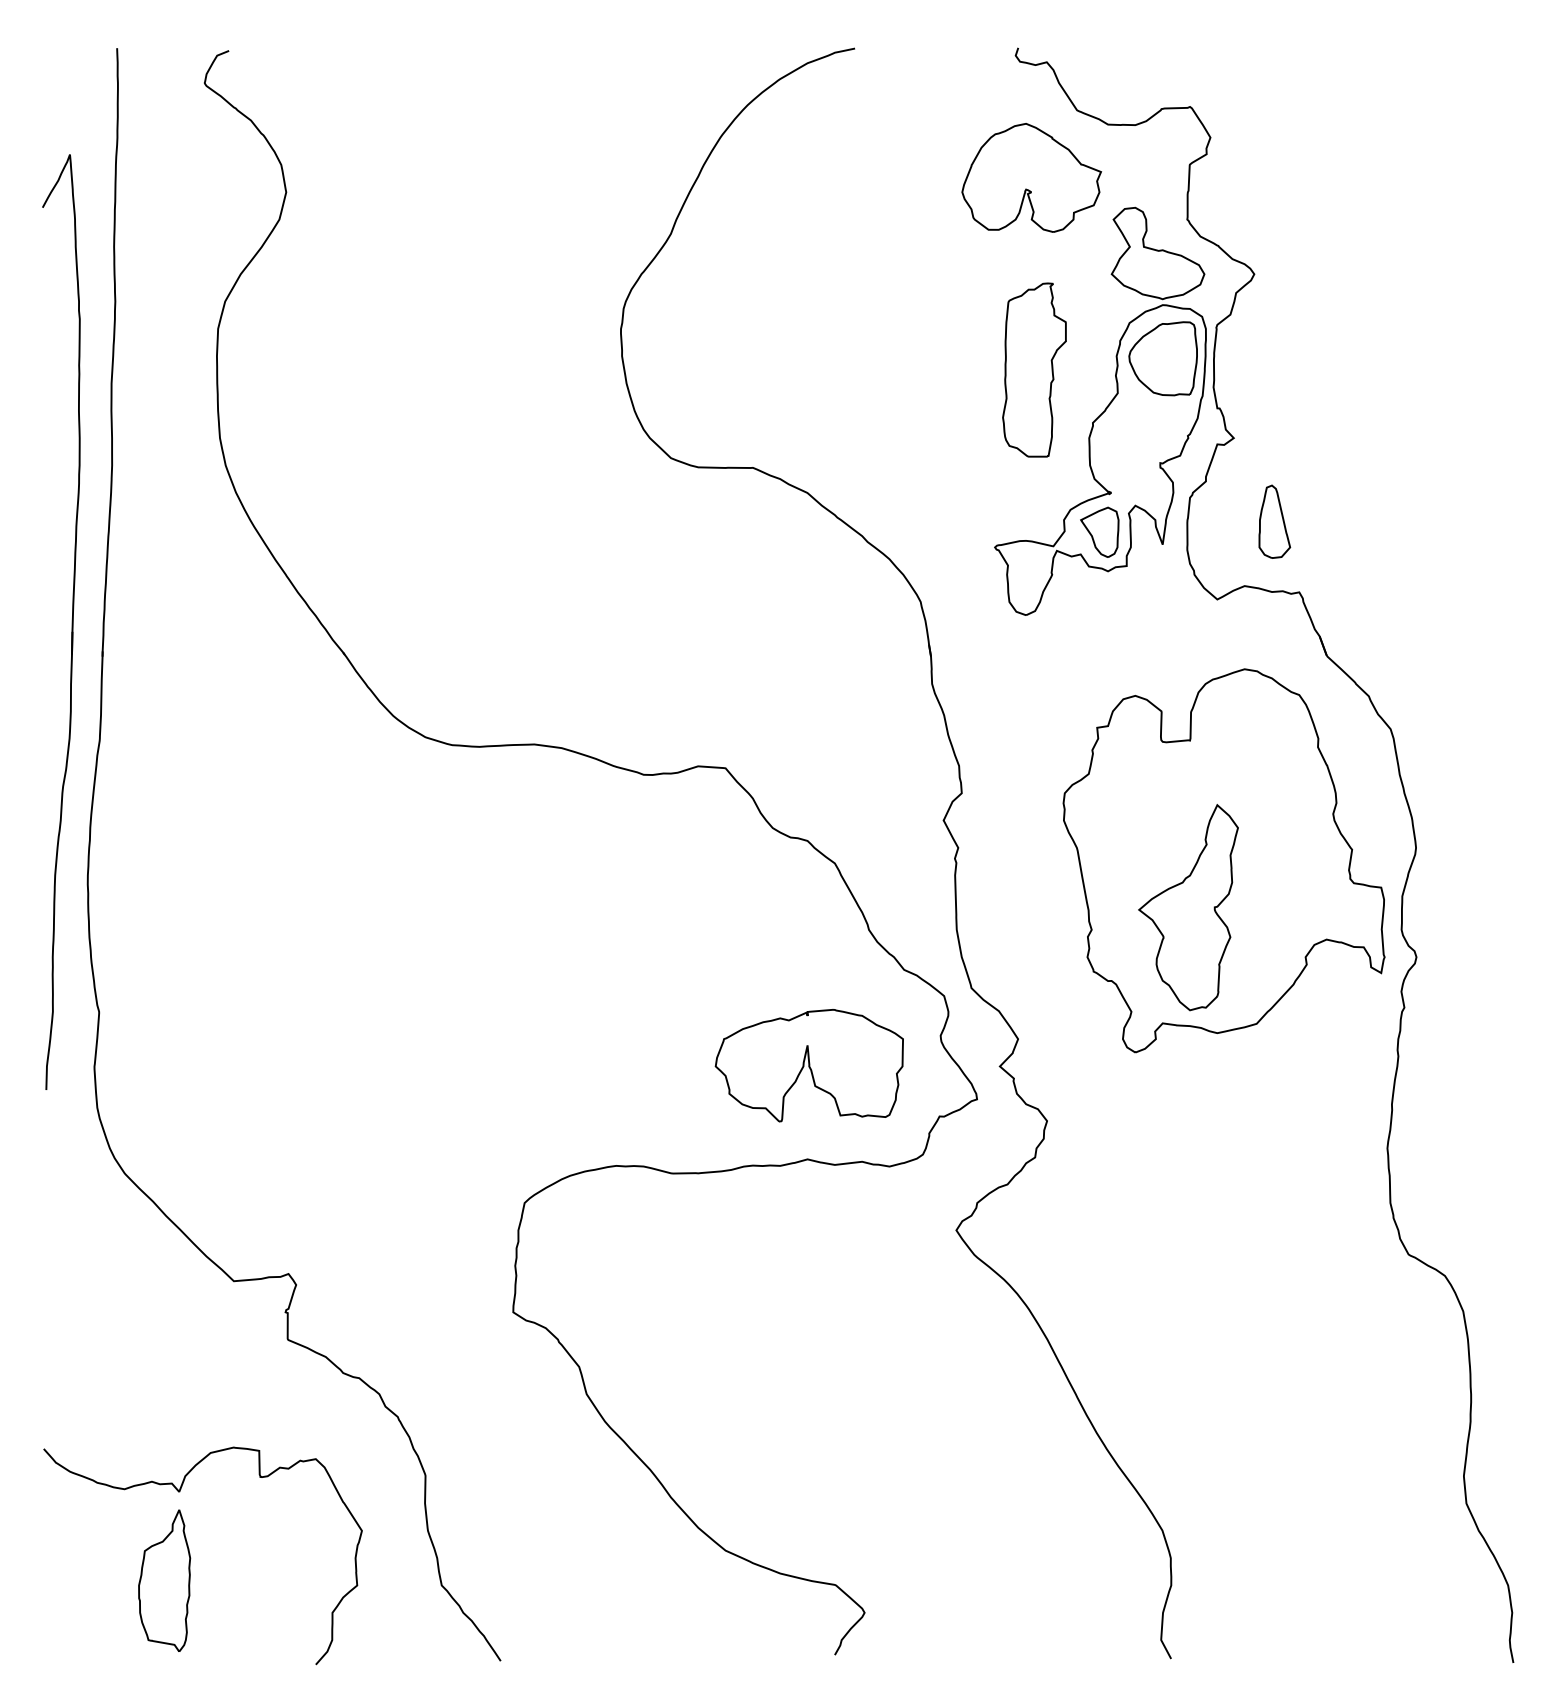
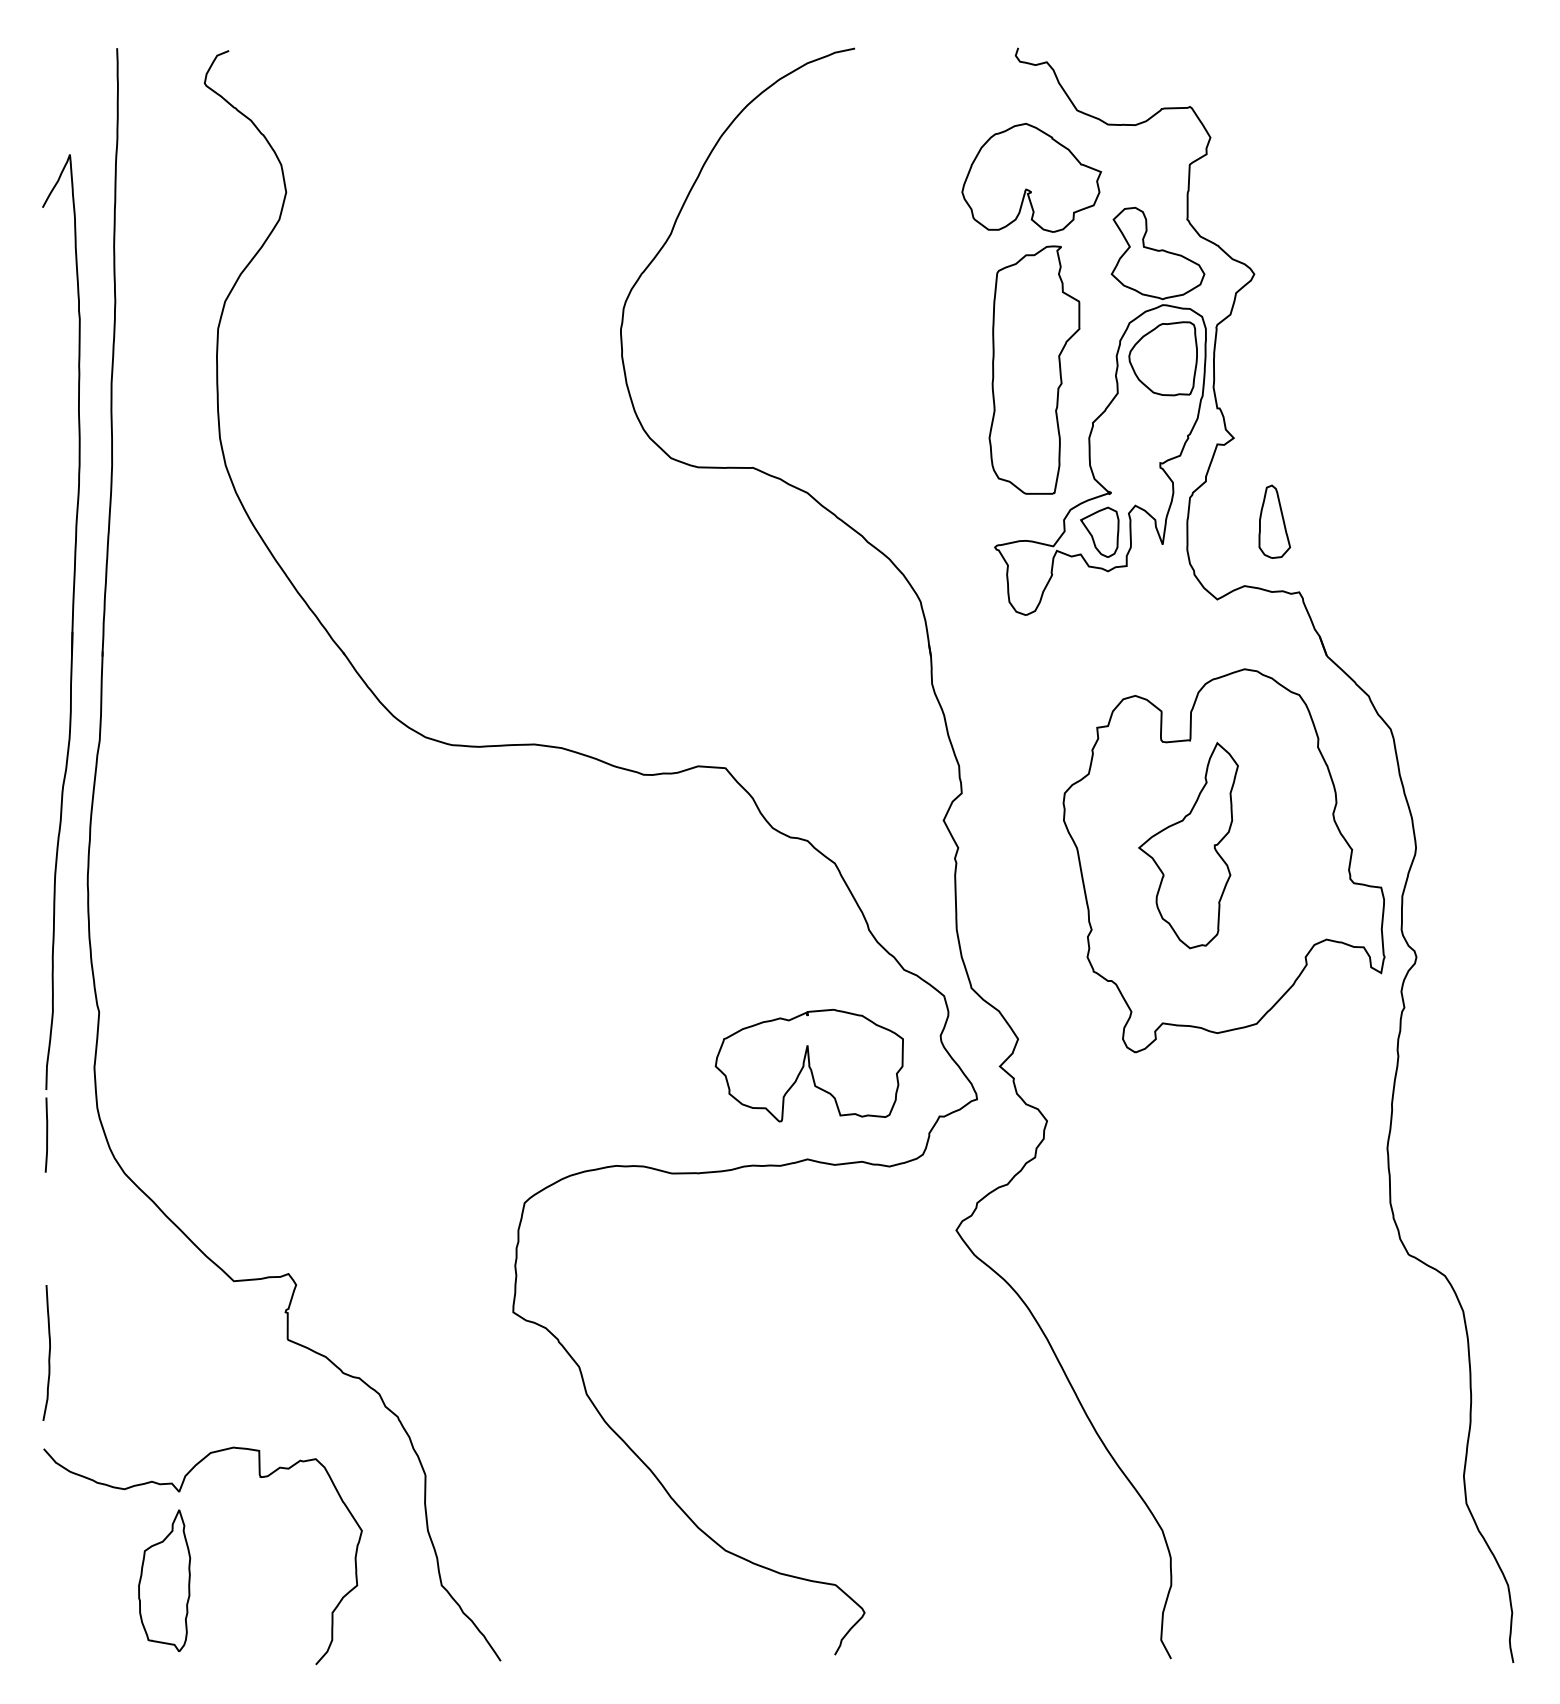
part size: 65x176 px -> 93x250 px (1034, 369)
part position: (1188, 907) -> (1188, 845) (1188, 845)
curve: none -> present (46, 1134)
curve: none -> present (48, 1352)
